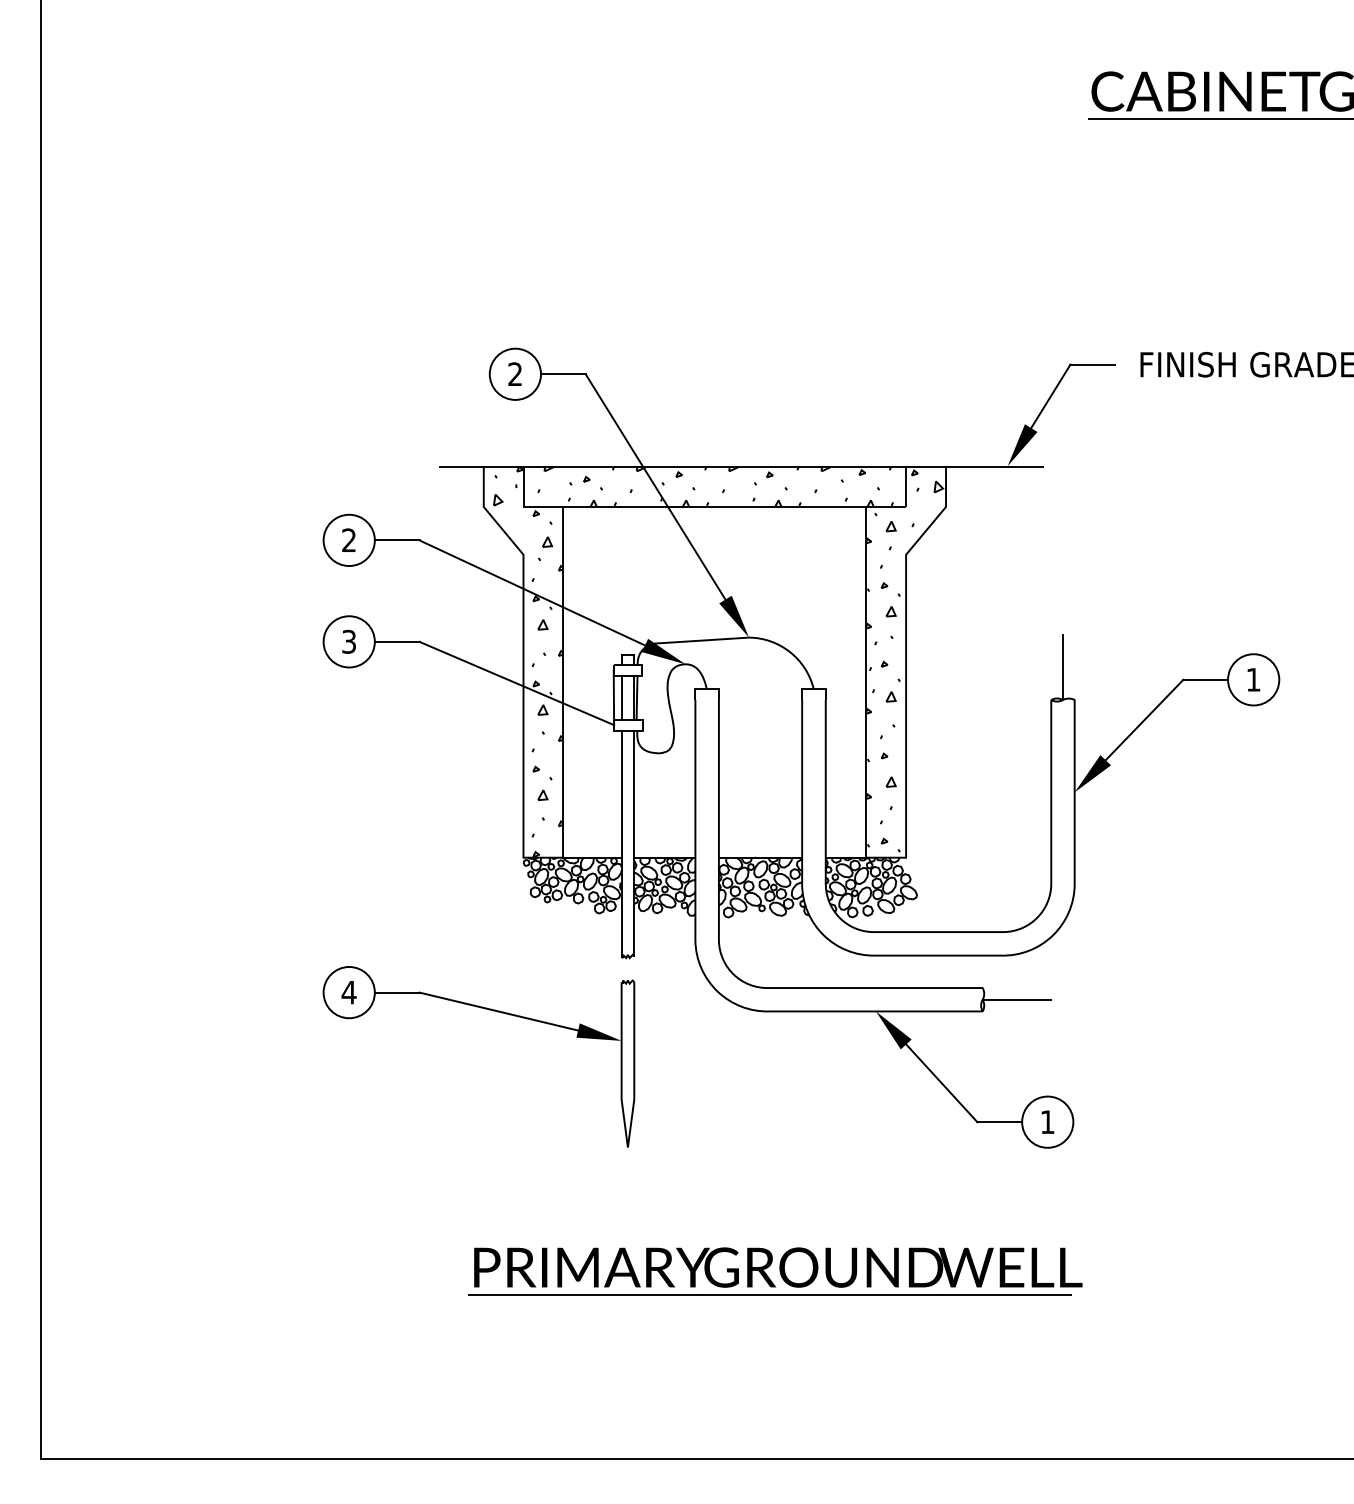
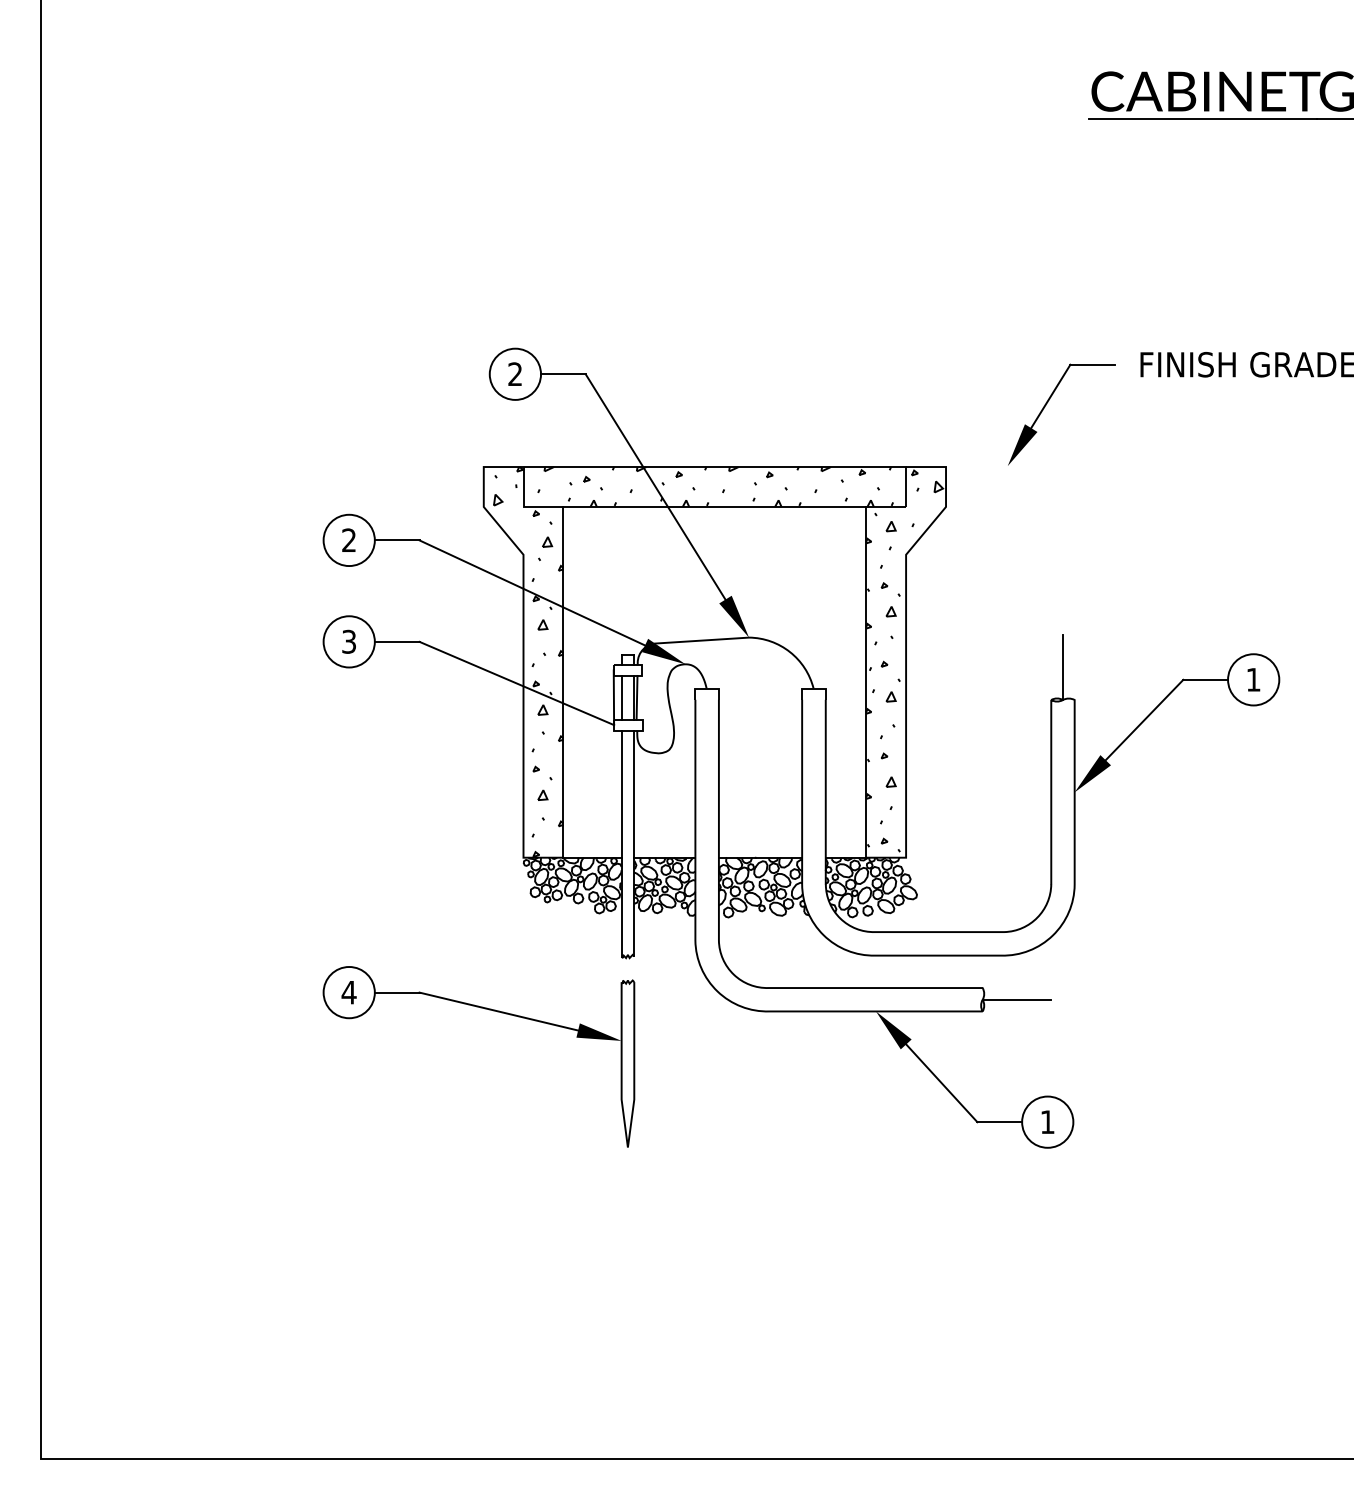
line: present -> none (461, 467)
line: present -> none (994, 467)
part: present -> none (775, 1271)
